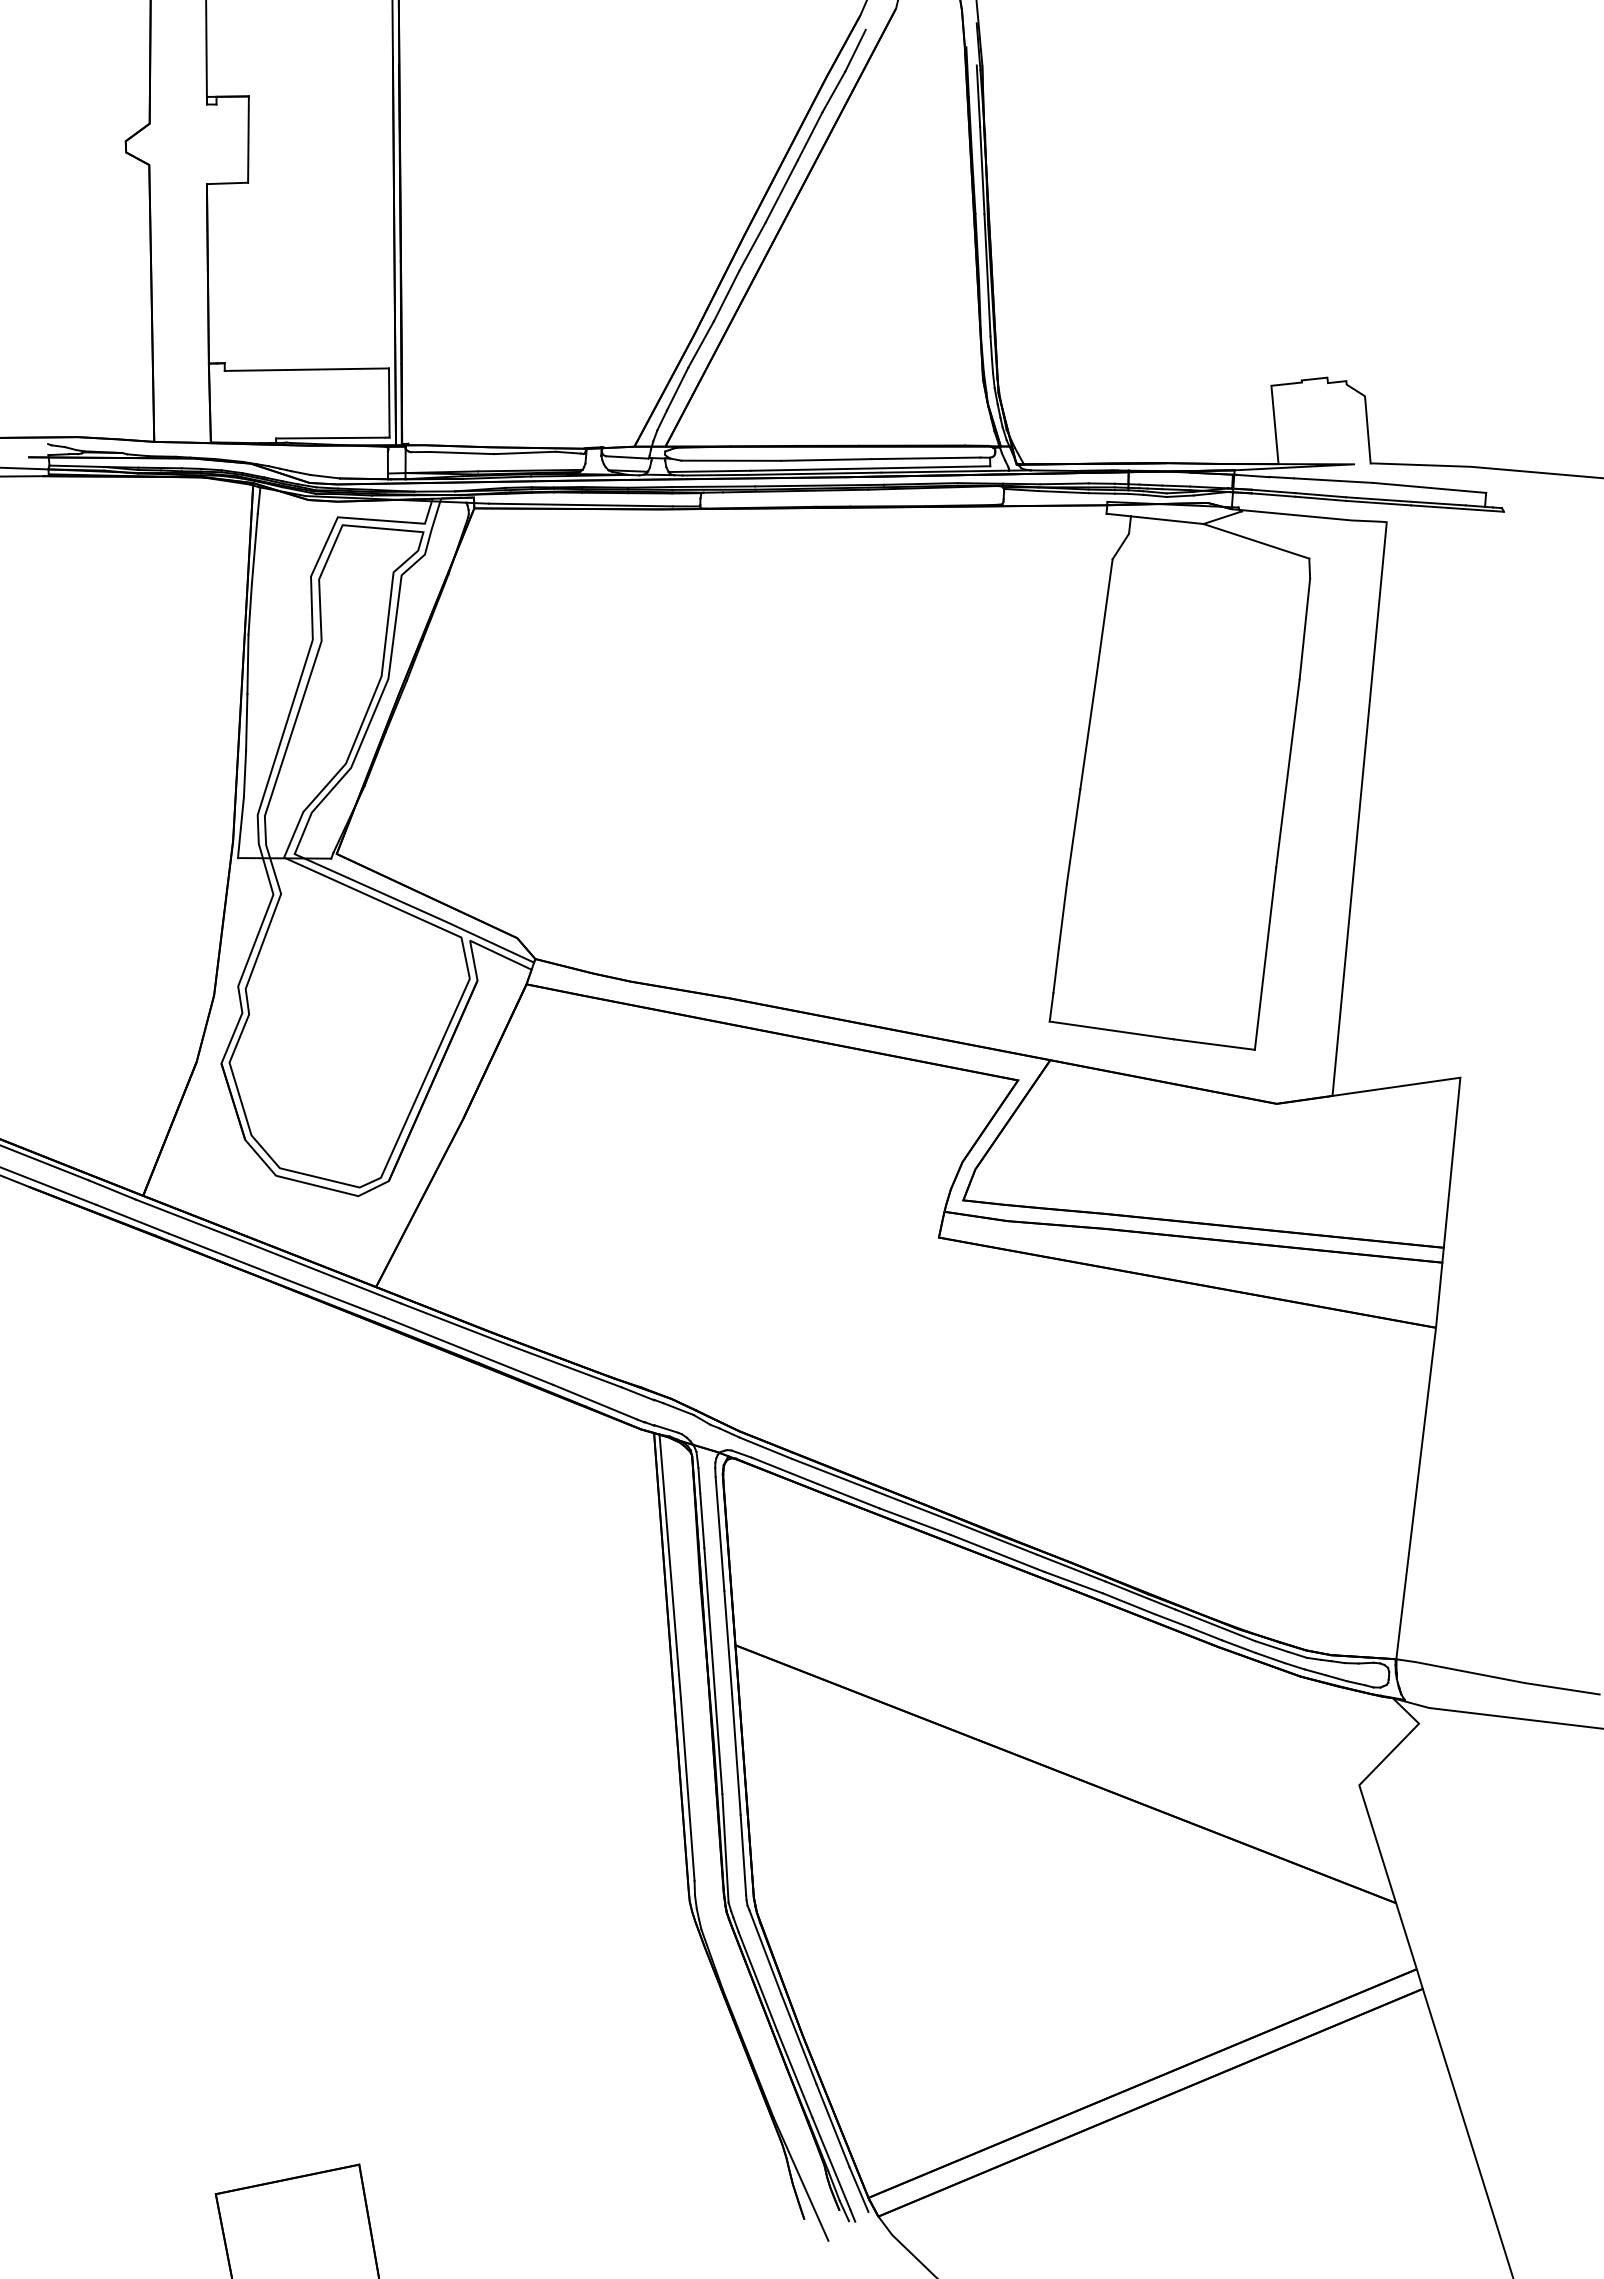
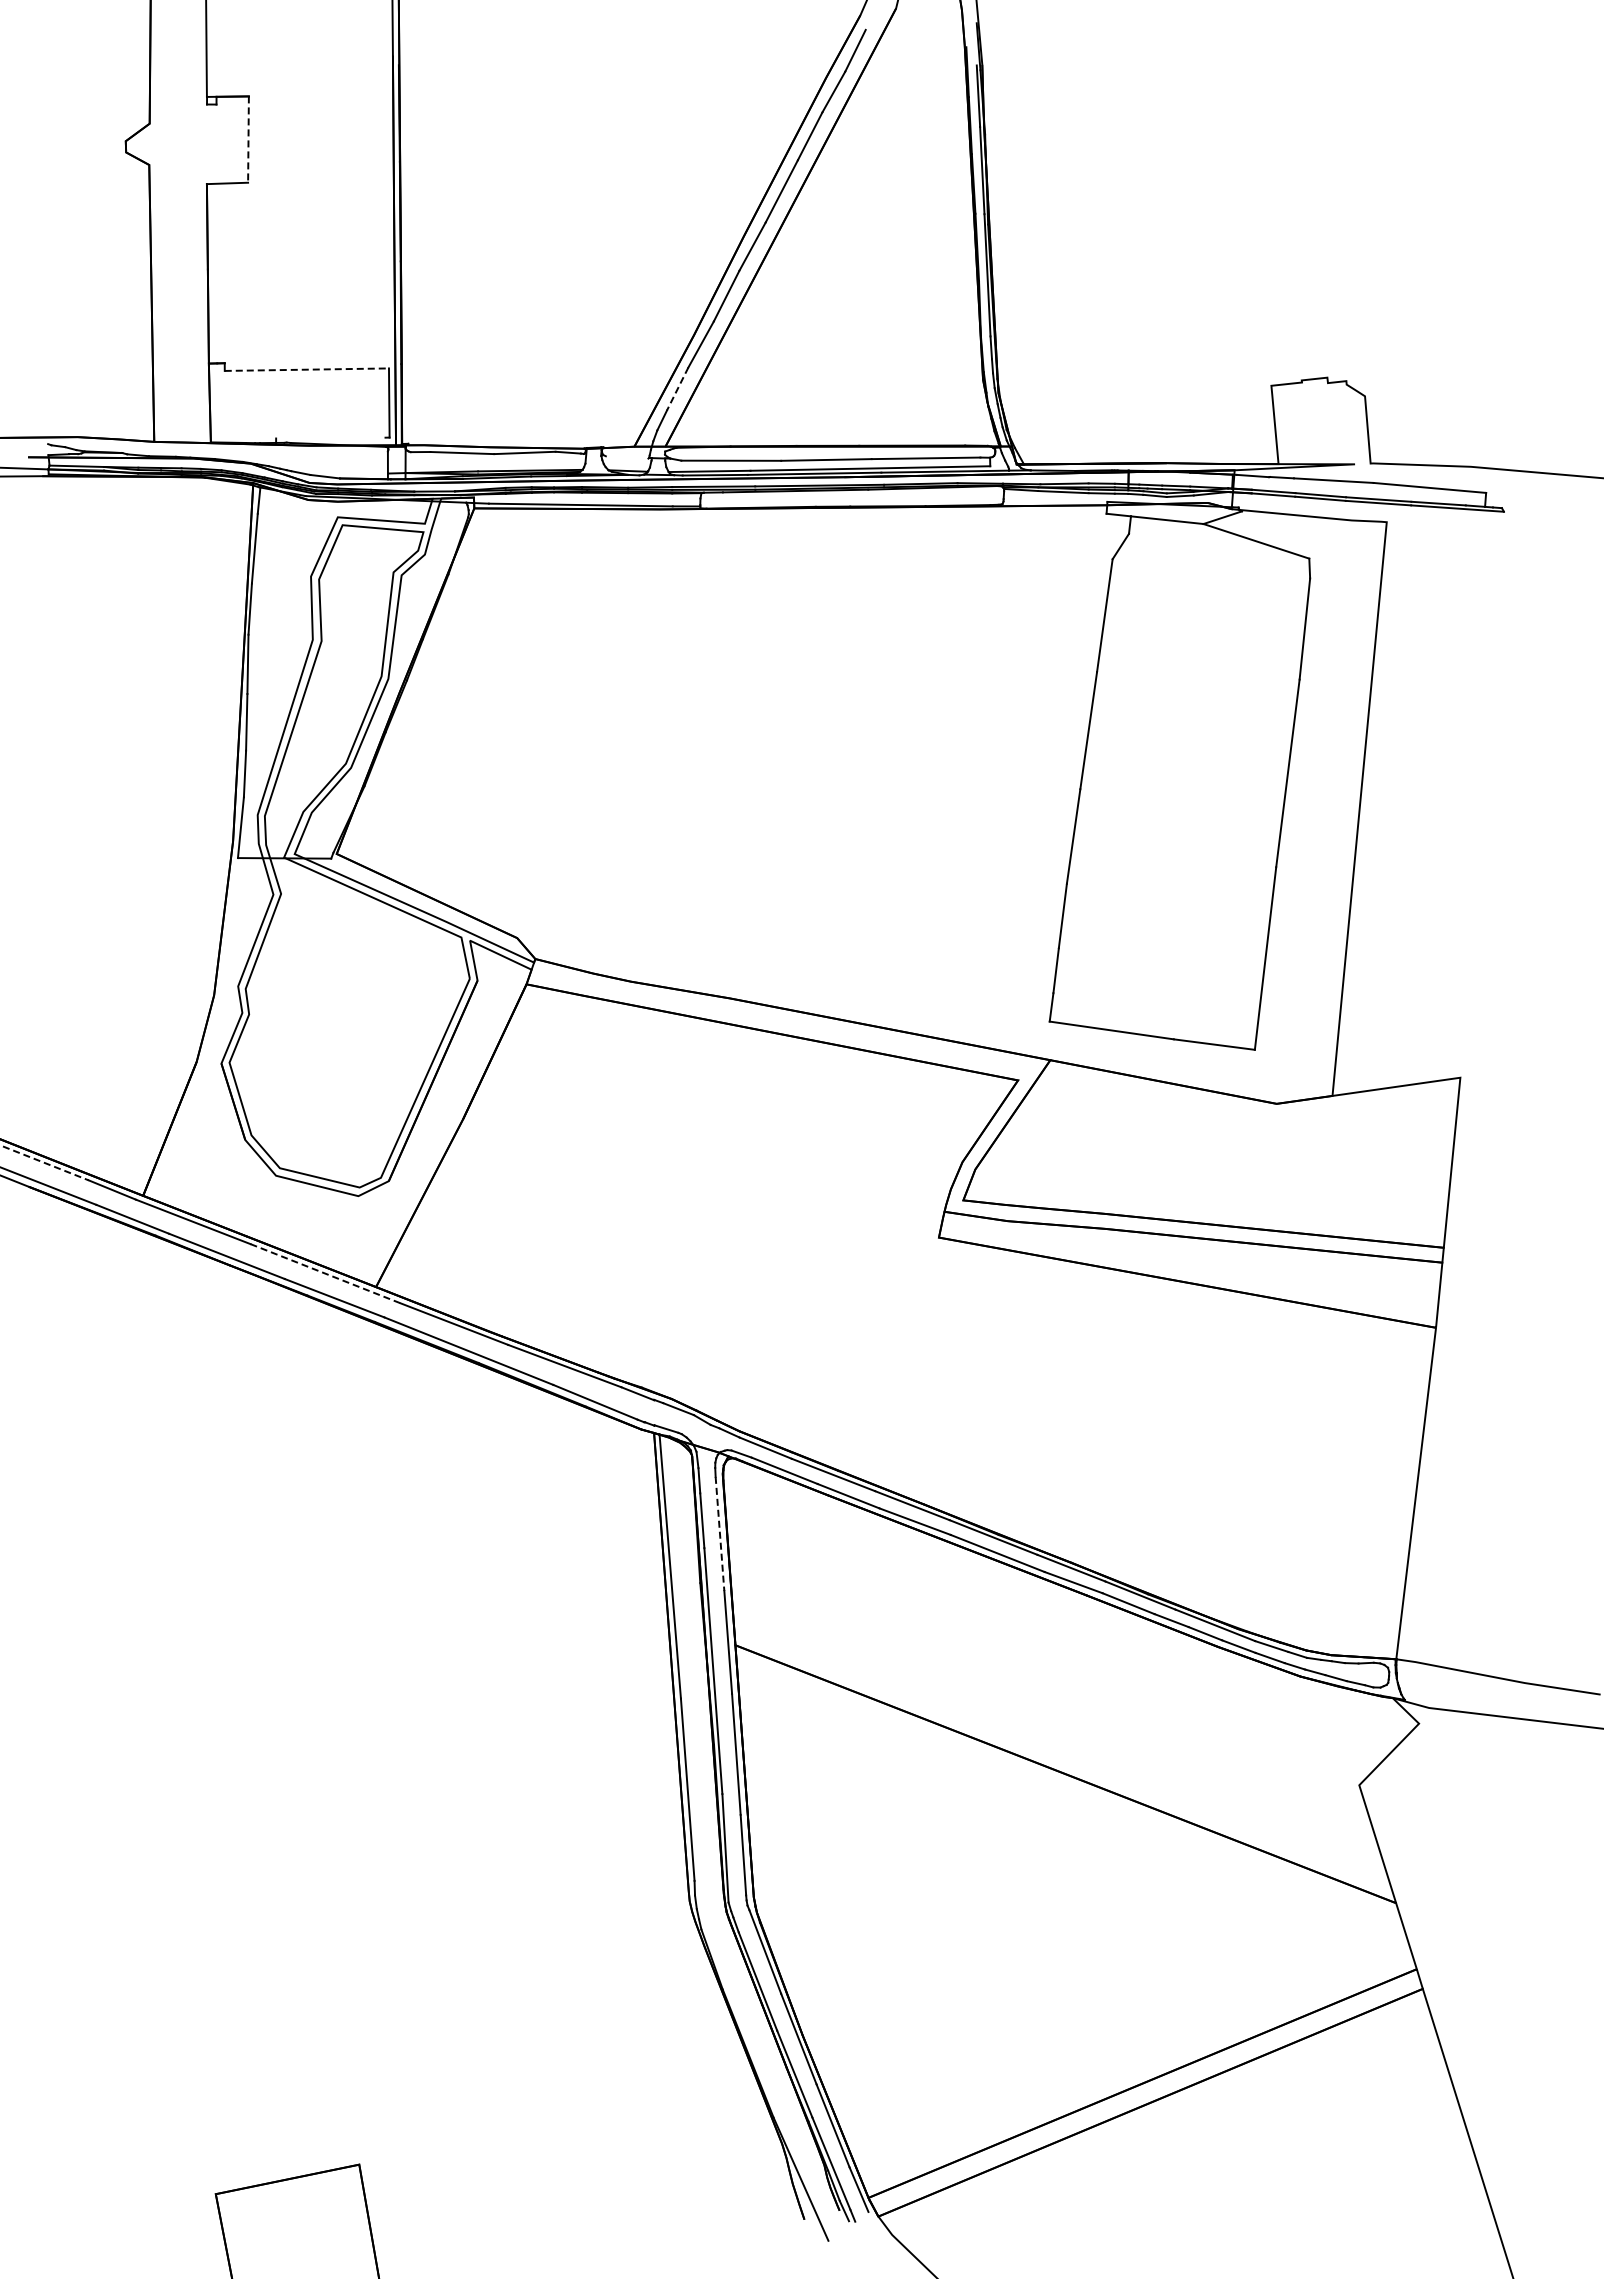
line: solid -> dashed (248, 140)
line: solid -> dashed (307, 369)
line: solid -> dashed (677, 389)
line: present -> none (330, 437)
line: present -> none (626, 457)
line: solid -> dashed (44, 1162)
line: solid -> dashed (325, 1273)
line: solid -> dashed (720, 1534)
